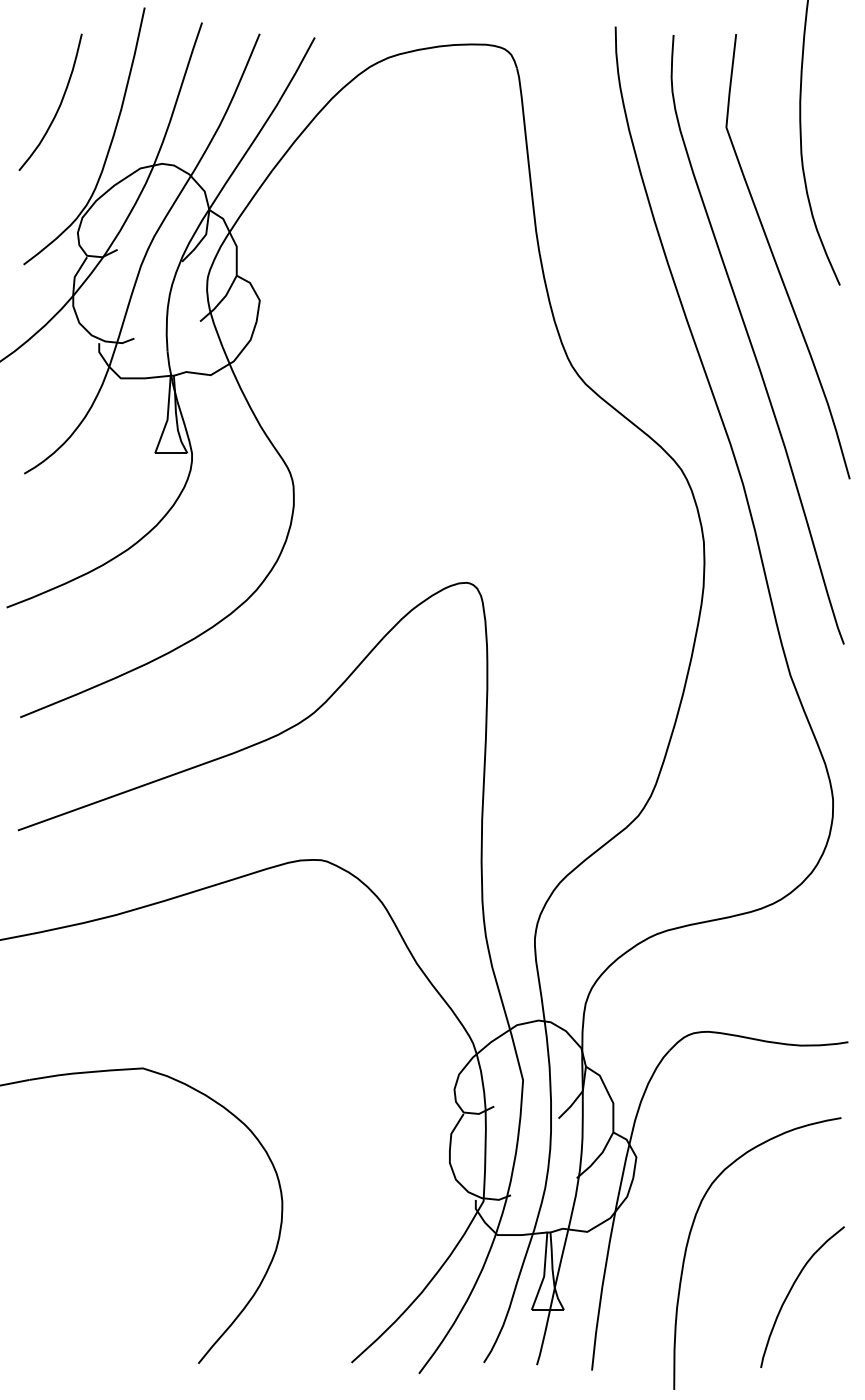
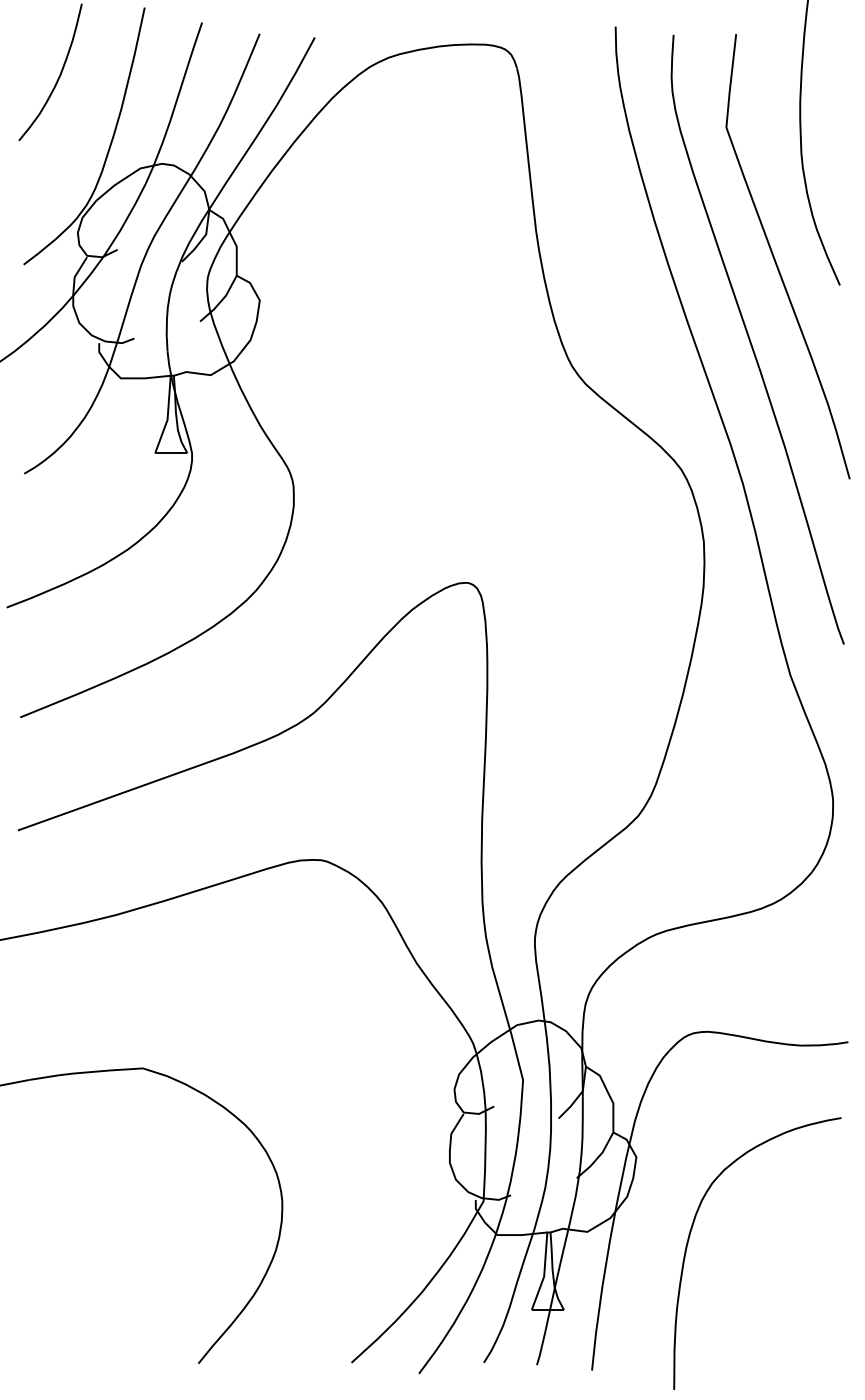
curve position: (58, 106) -> (58, 76) (58, 76)
curve: present -> none (790, 1292)
